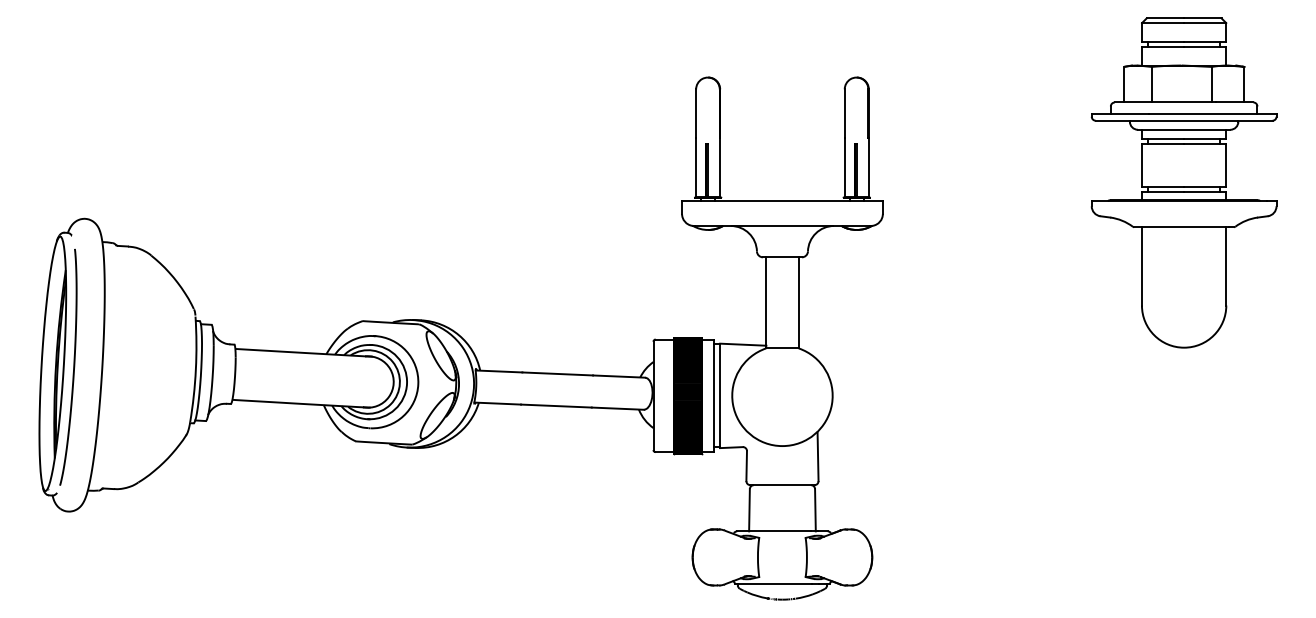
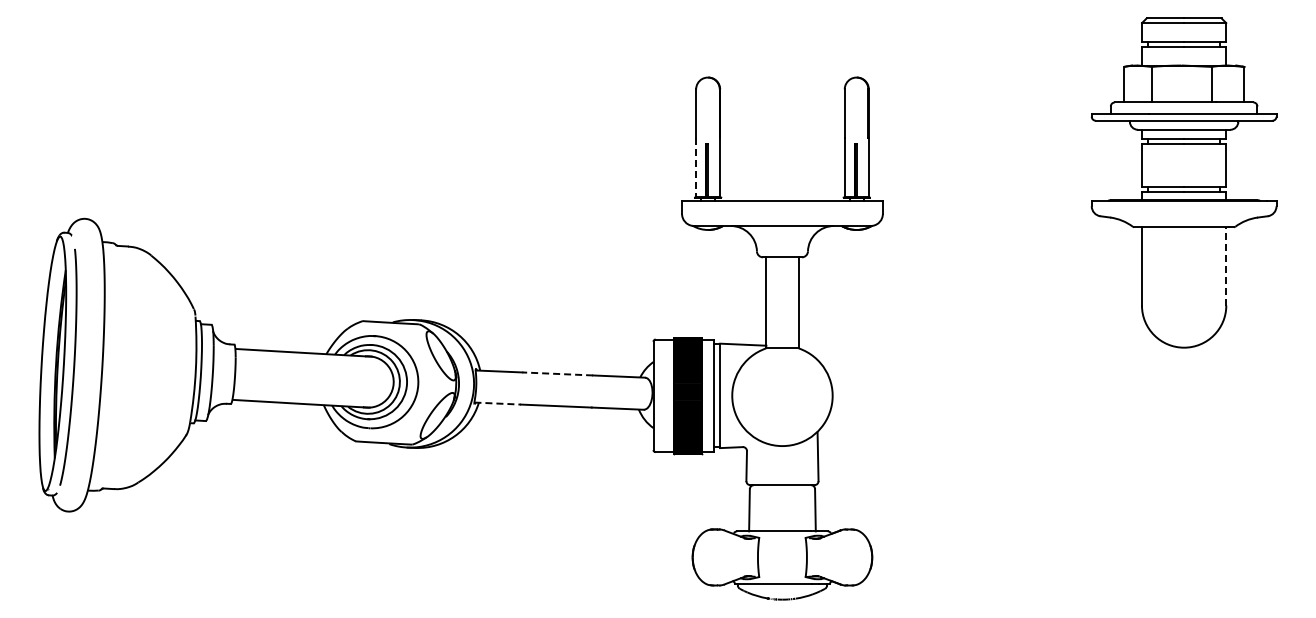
line: solid -> dashed (696, 167)
line: solid -> dashed (1226, 265)
line: solid -> dashed (557, 373)
line: solid -> dashed (498, 403)
